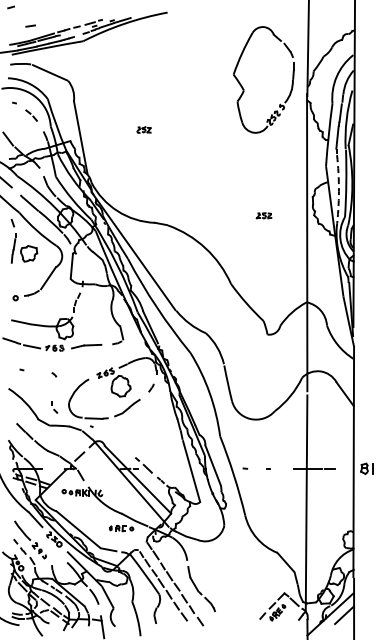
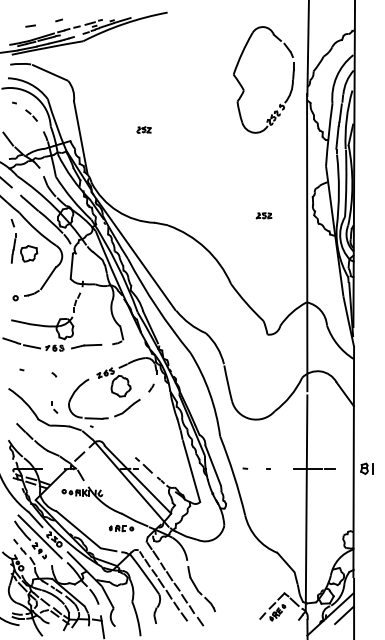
line position: (10, 7) -> (58, 20) (58, 20)
arc: dashed -> solid (338, 191)
line: none -> present (39, 536)
